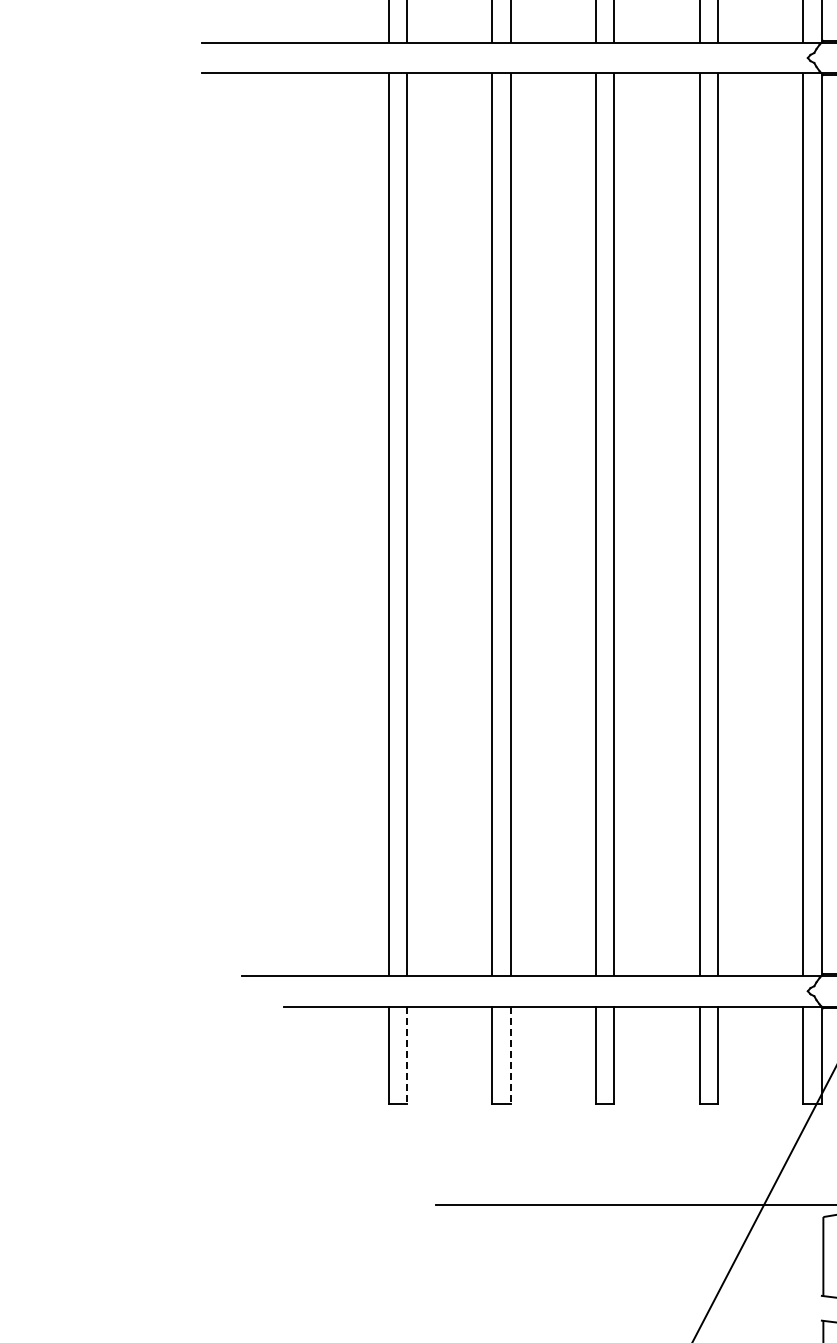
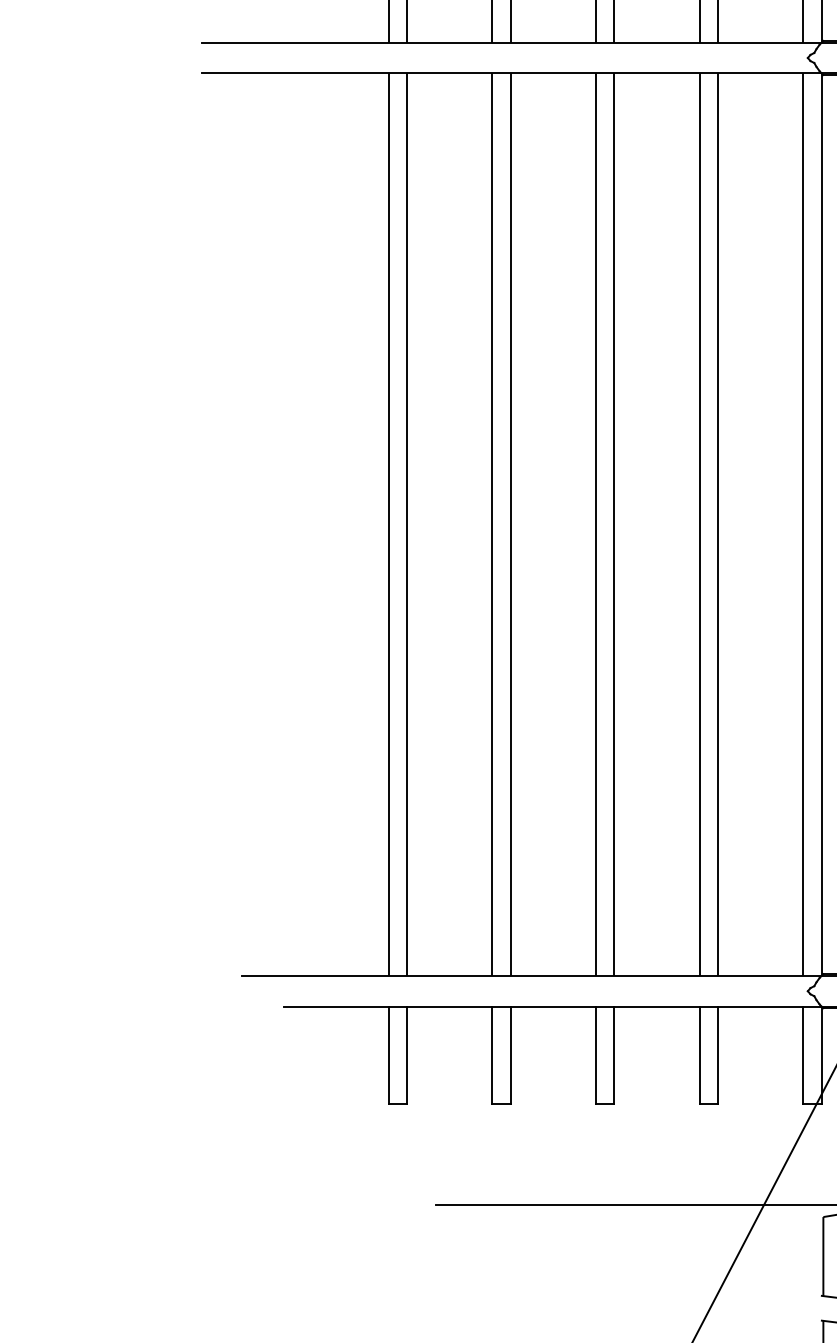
line: dashed -> solid (407, 1055)
line: dashed -> solid (510, 1055)
